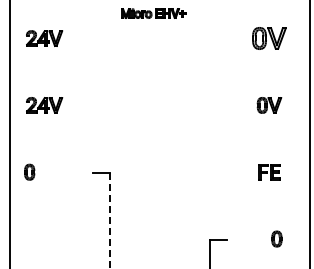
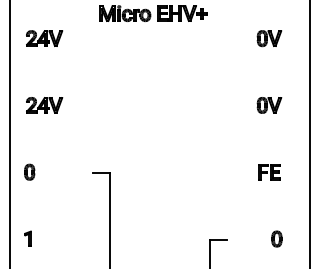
part size: 66x11 px -> 109x17 px (153, 13)
part size: 35x23 px -> 27x18 px (269, 38)
line: dashed -> solid (109, 221)
part: none -> present (27, 238)
